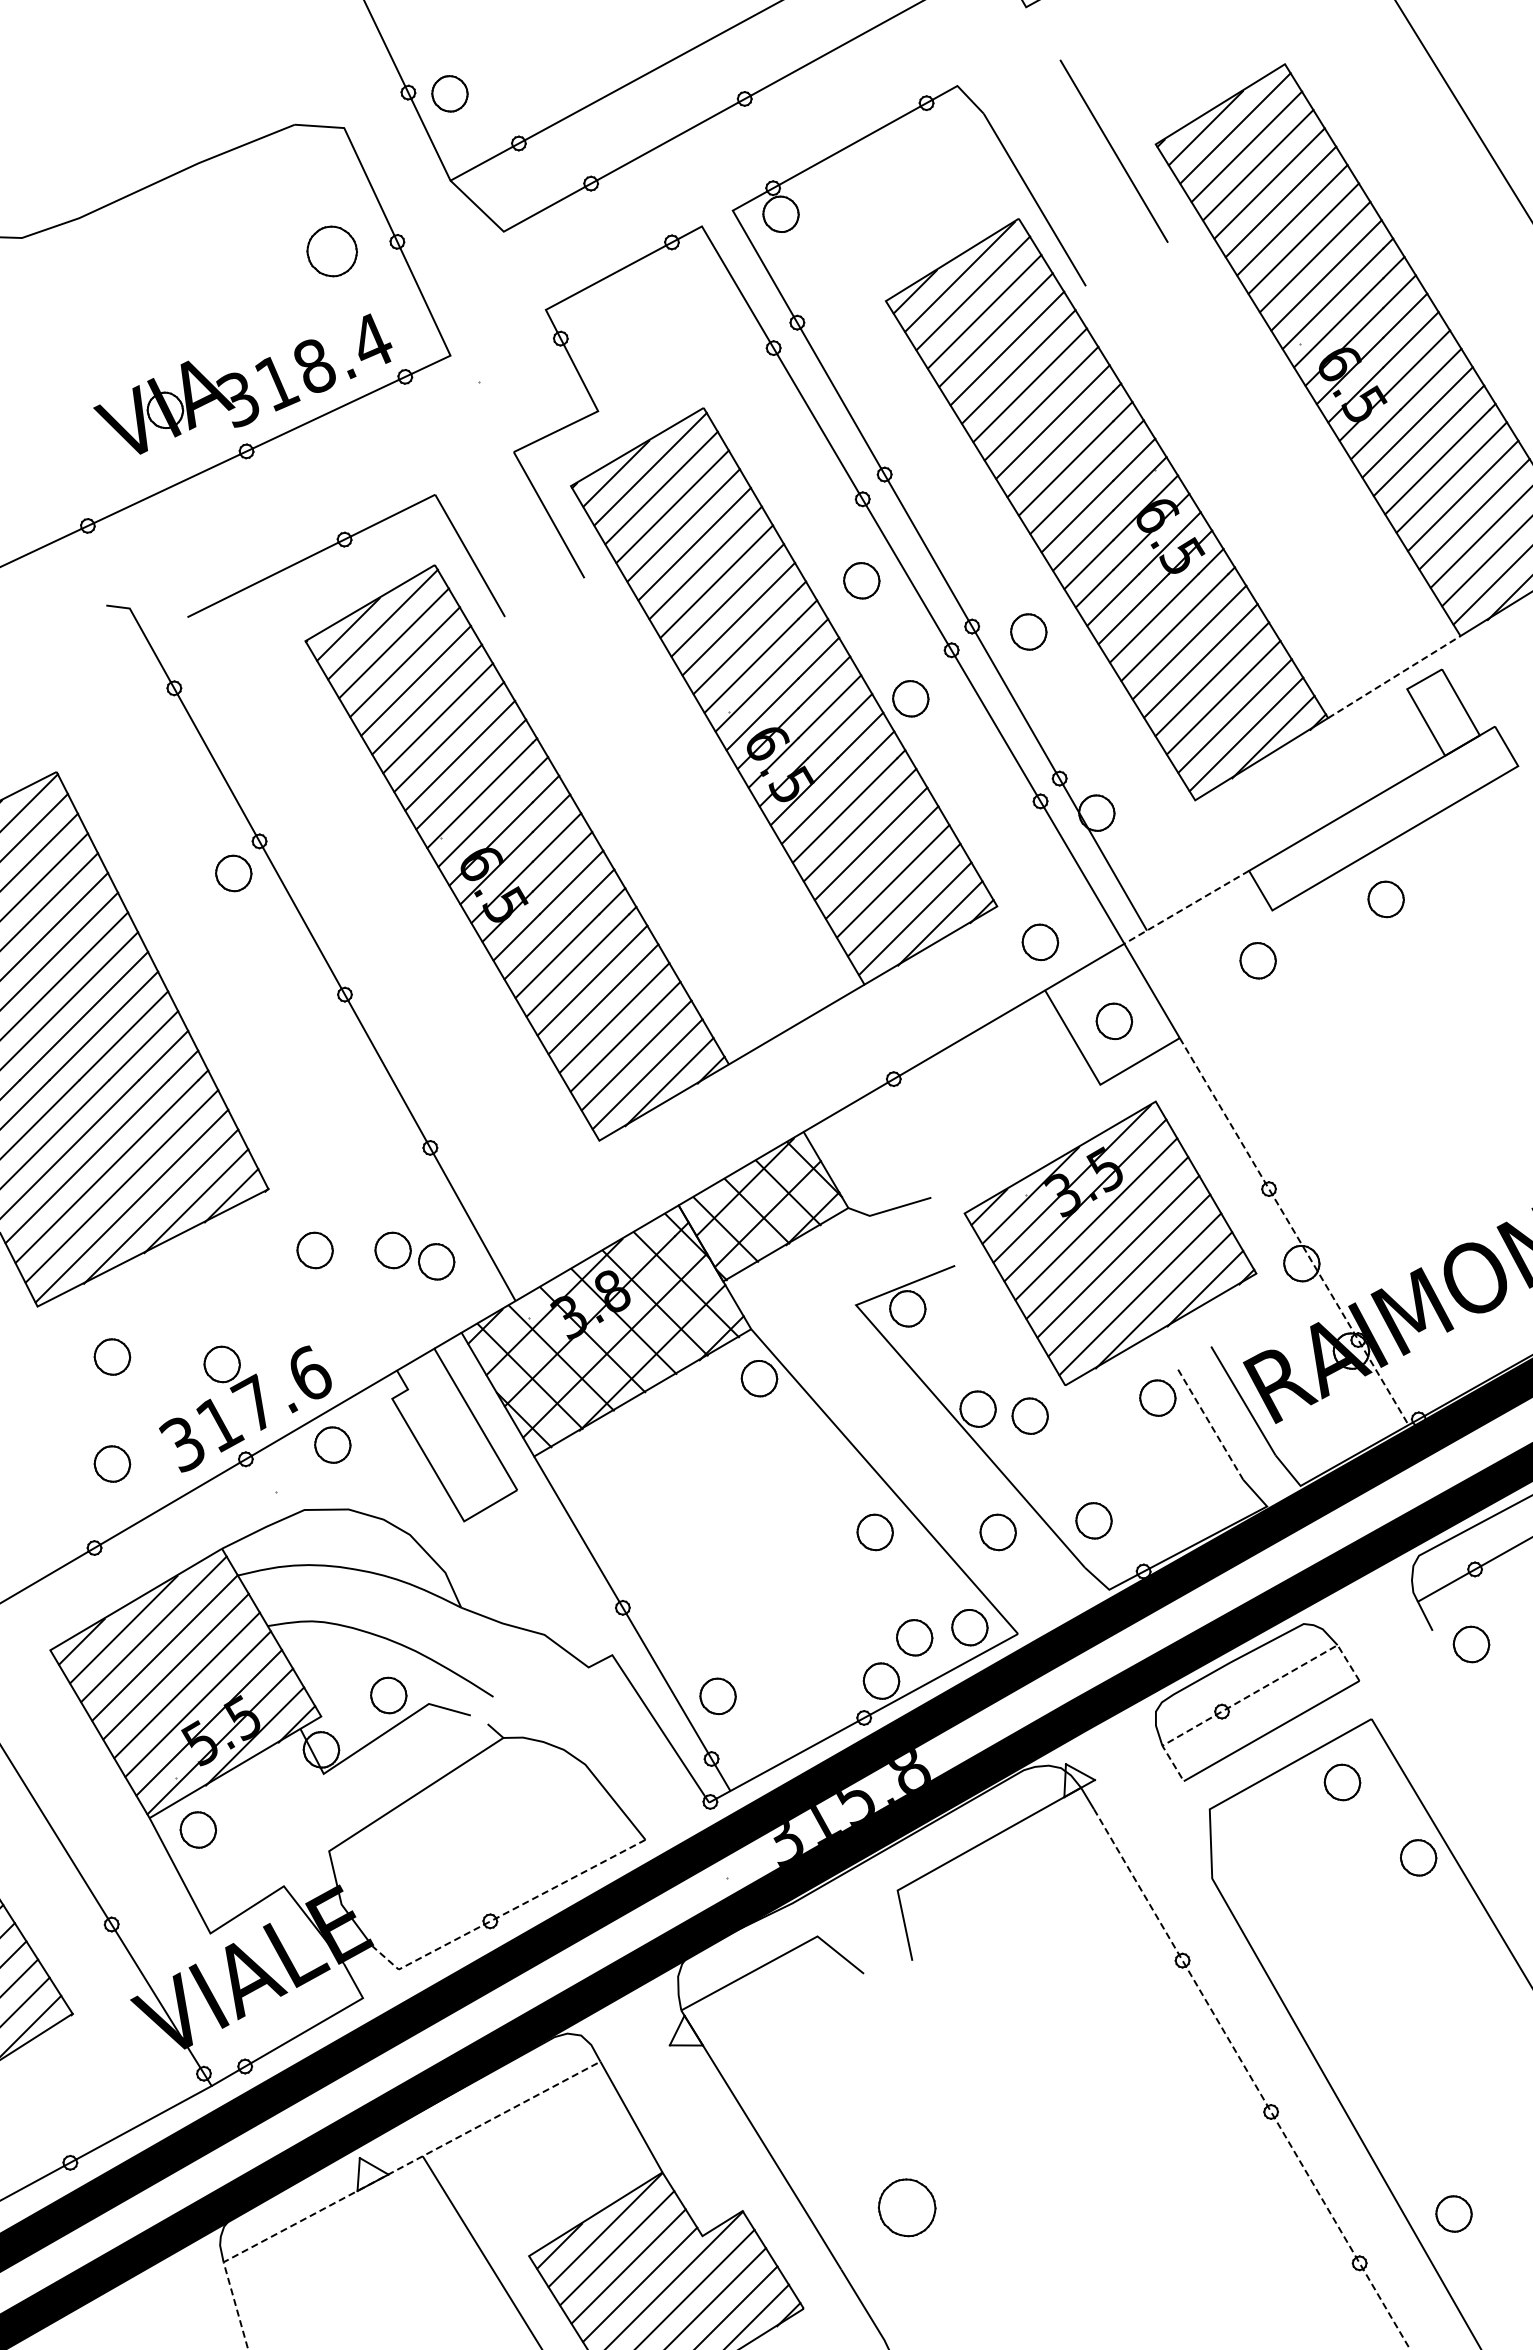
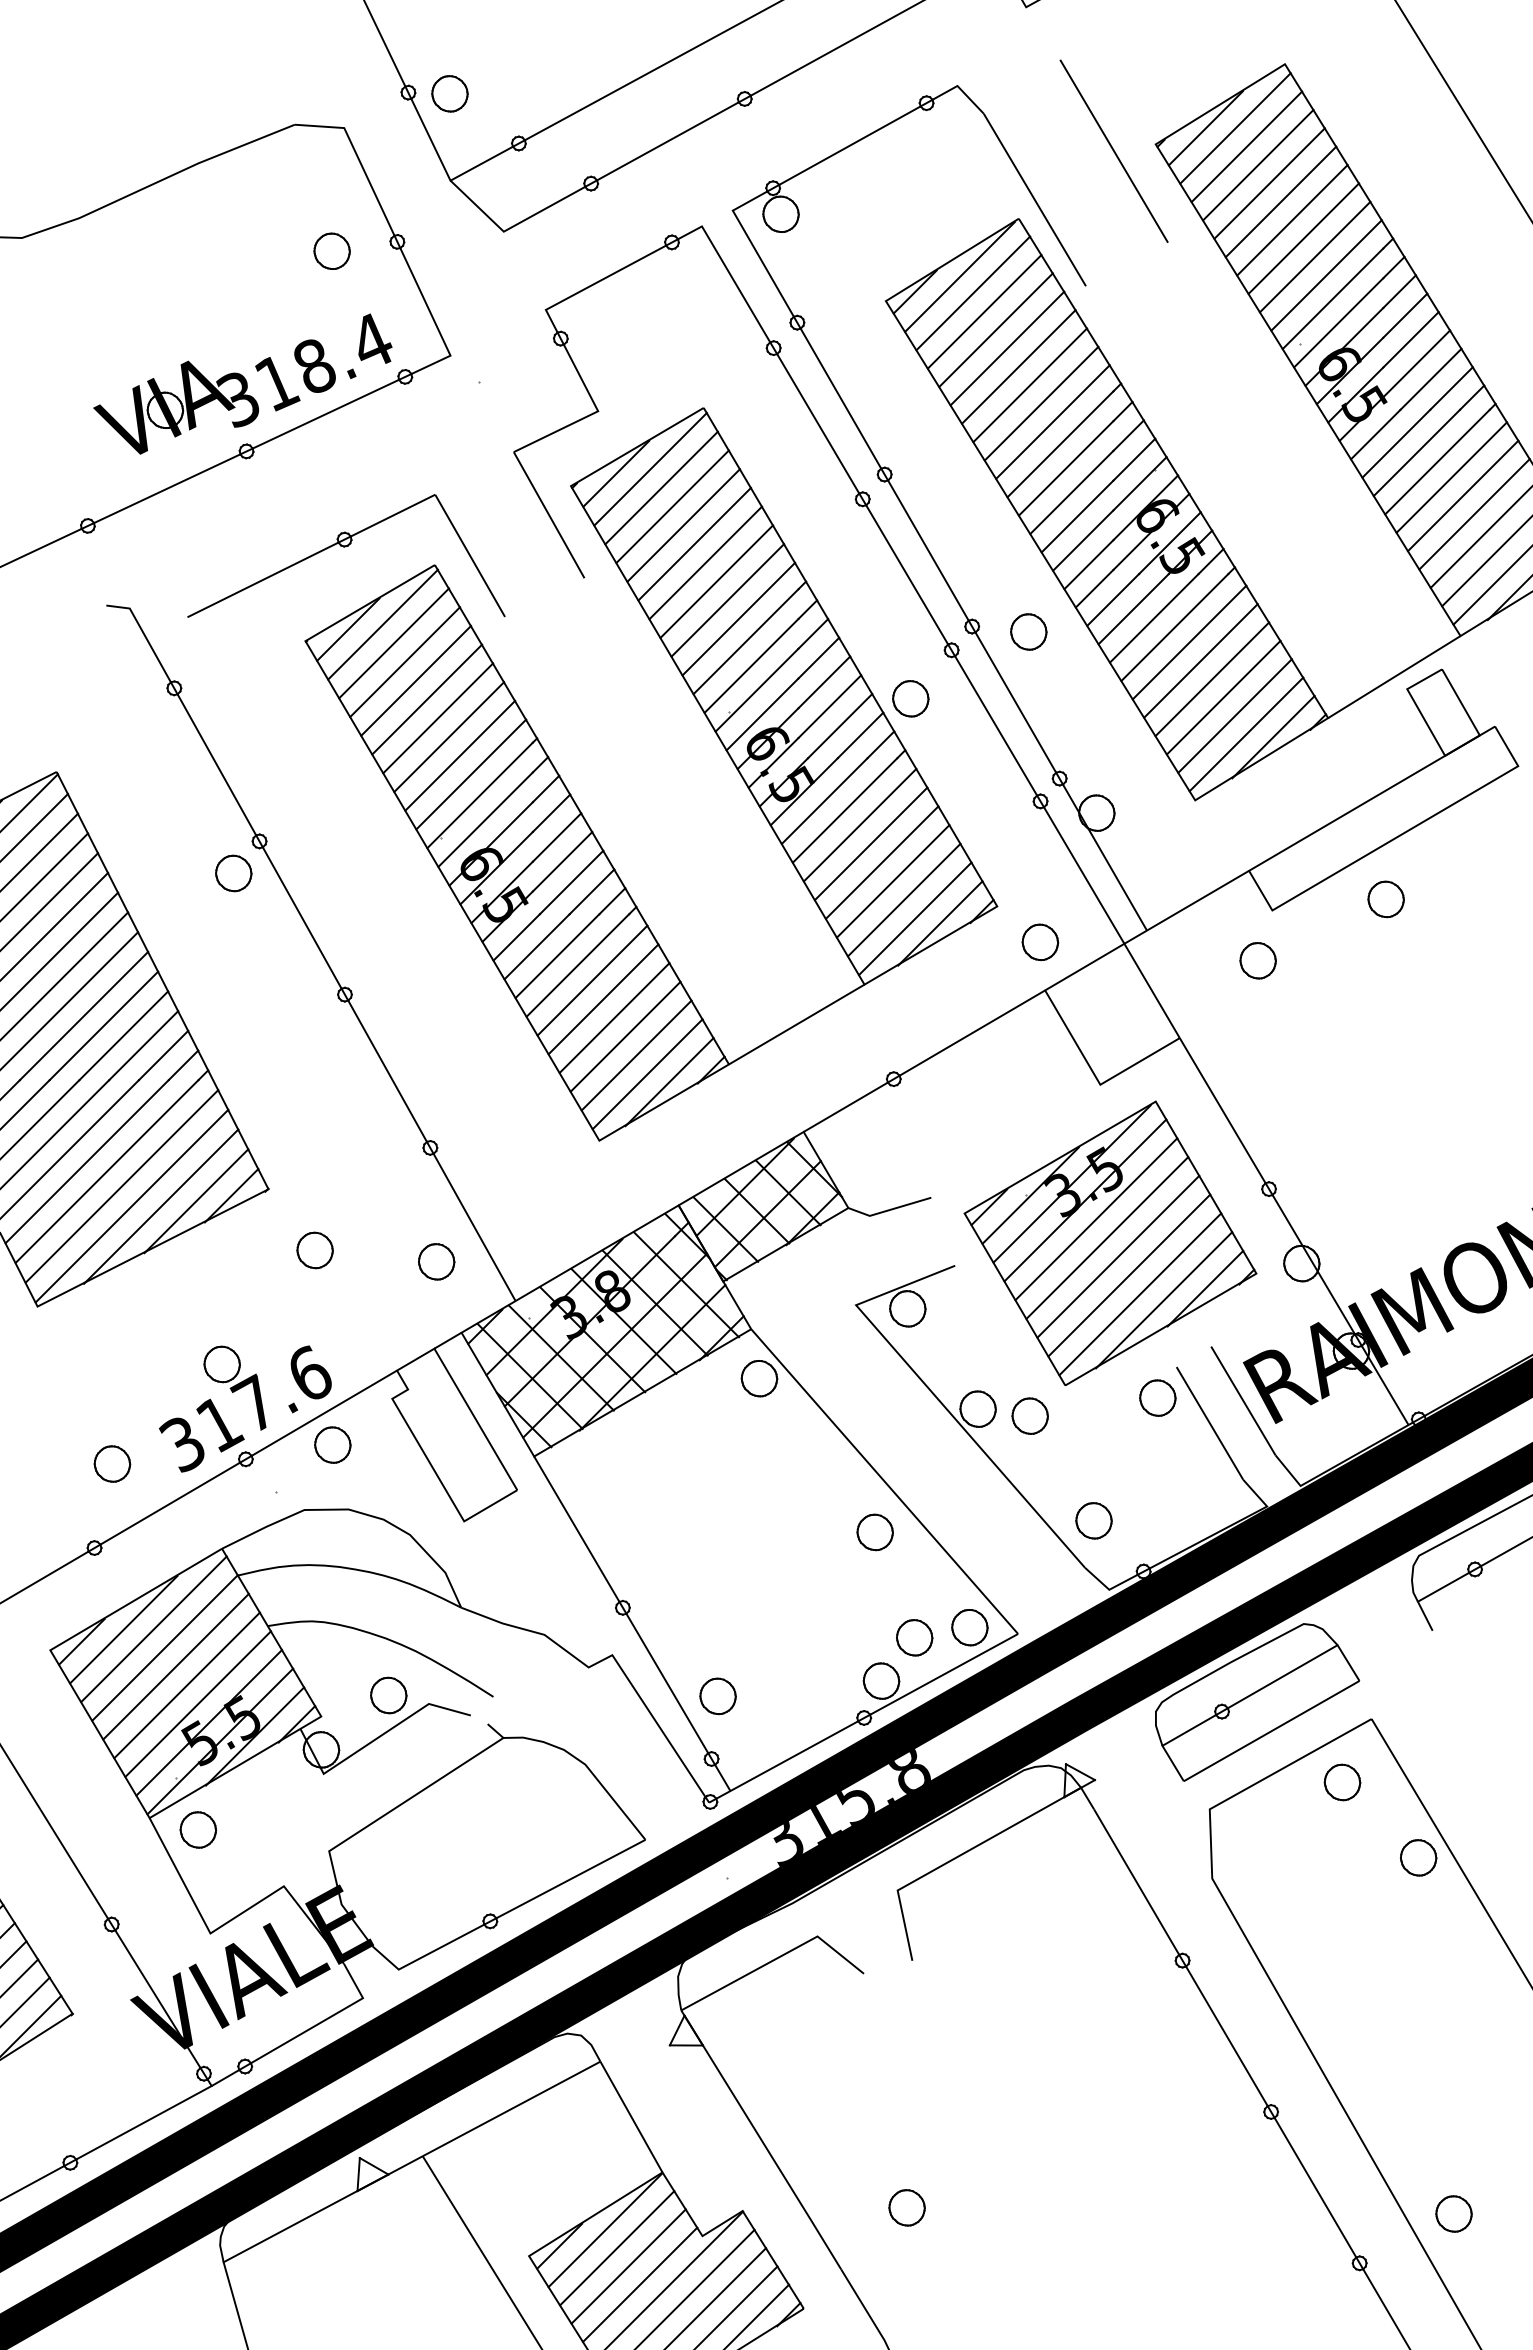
part size: 52x53 px -> 38x38 px (331, 250)
part: present -> none (861, 580)
line: dashed -> solid (1394, 677)
line: dashed -> solid (1186, 907)
part: present -> none (1114, 1021)
line: dashed -> solid (1294, 1231)
part: present -> none (392, 1250)
part: present -> none (112, 1356)
line: dashed -> solid (1209, 1423)
part: present -> none (997, 1532)
part: present -> none (1471, 1644)
line: dashed -> solid (1249, 1695)
line: dashed -> solid (505, 1913)
line: dashed -> solid (1252, 2079)
line: dashed -> solid (371, 2183)
part size: 60x60 px -> 38x38 px (906, 2207)
